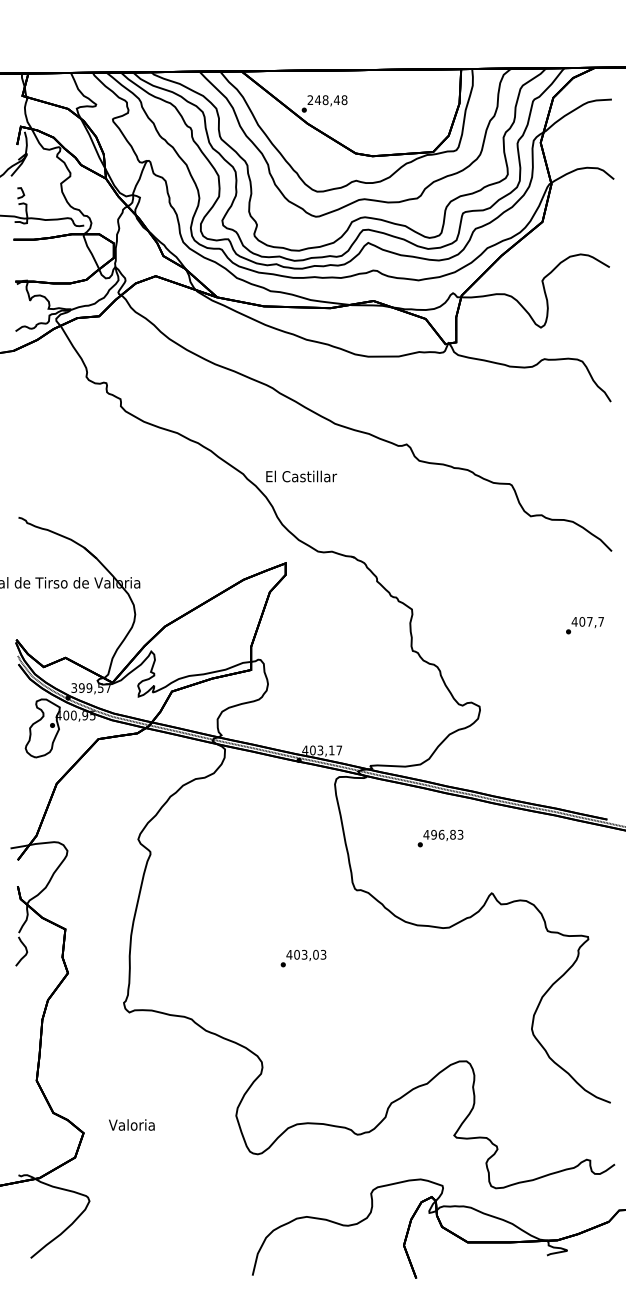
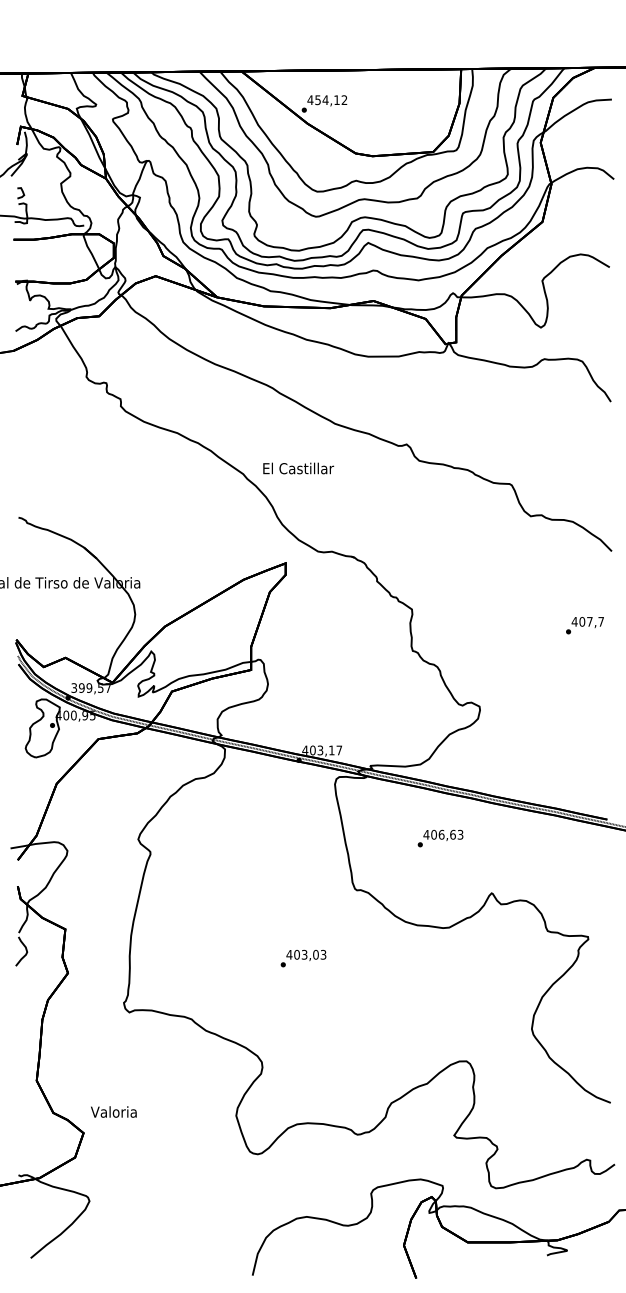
text: 248,48 -> 454,12 (327, 100)
text position: (301, 476) -> (298, 468) (298, 468)
text: 496,83 -> 406,63 (443, 834)
text position: (131, 1124) -> (113, 1111) (113, 1111)
